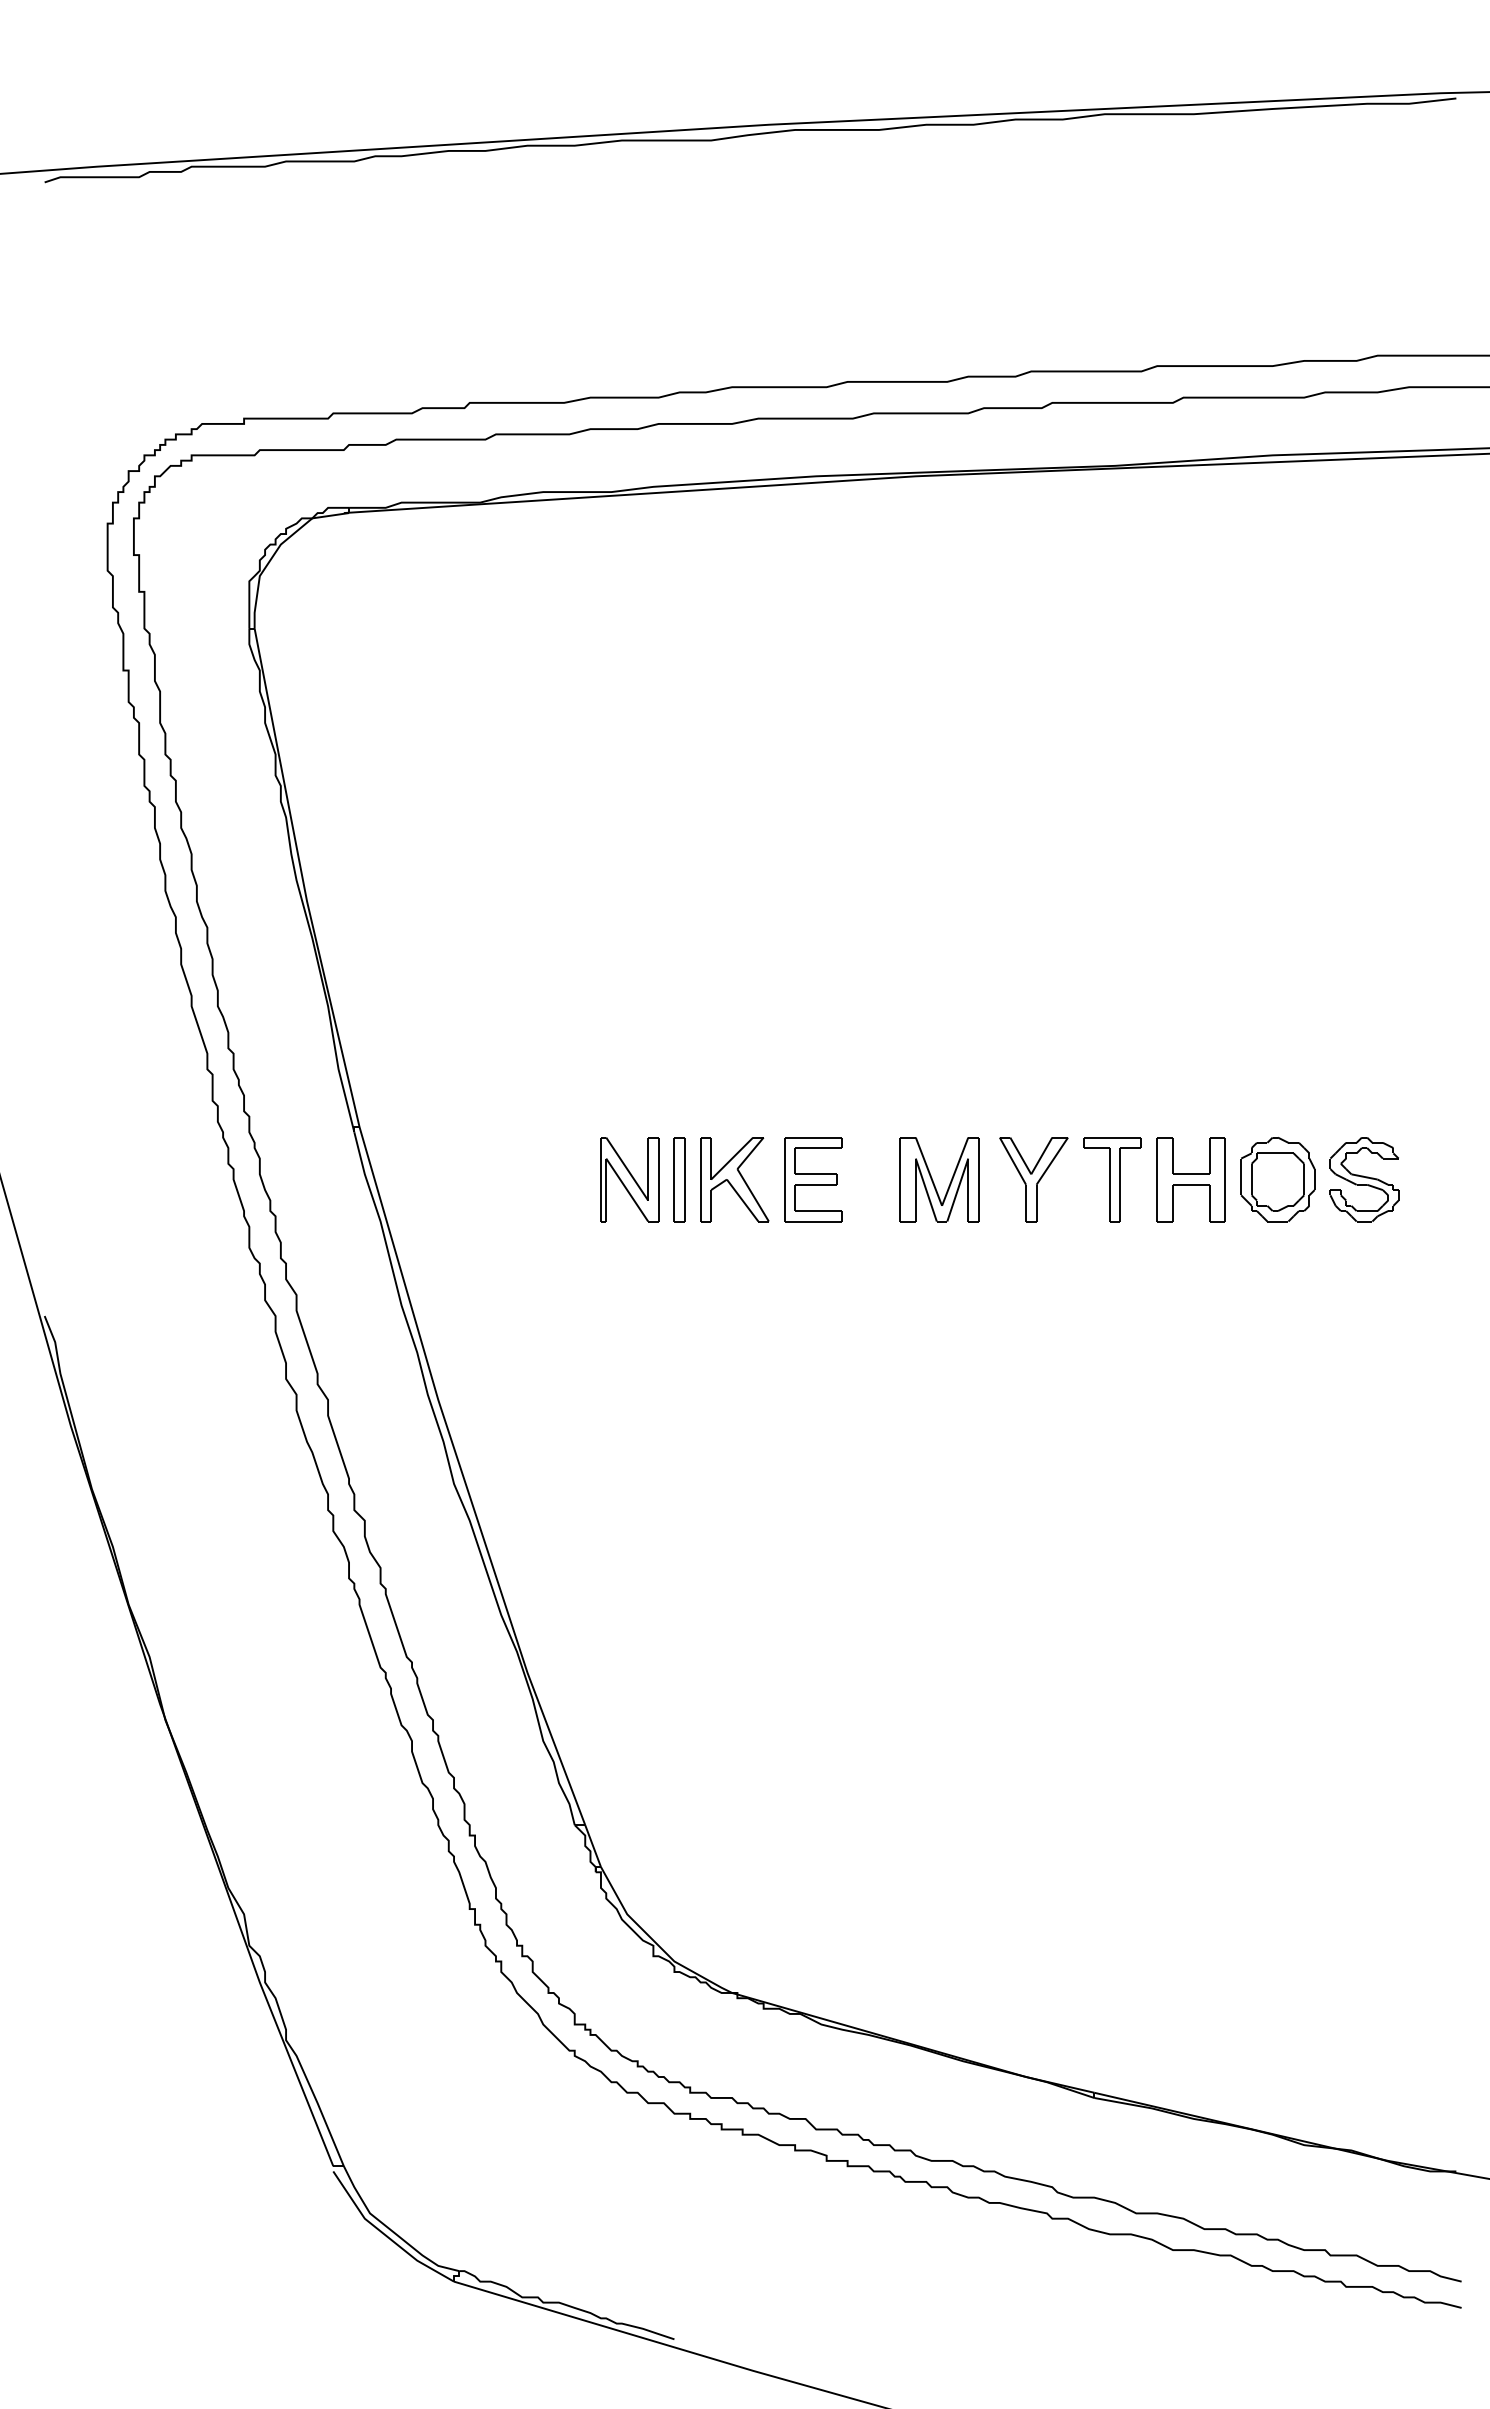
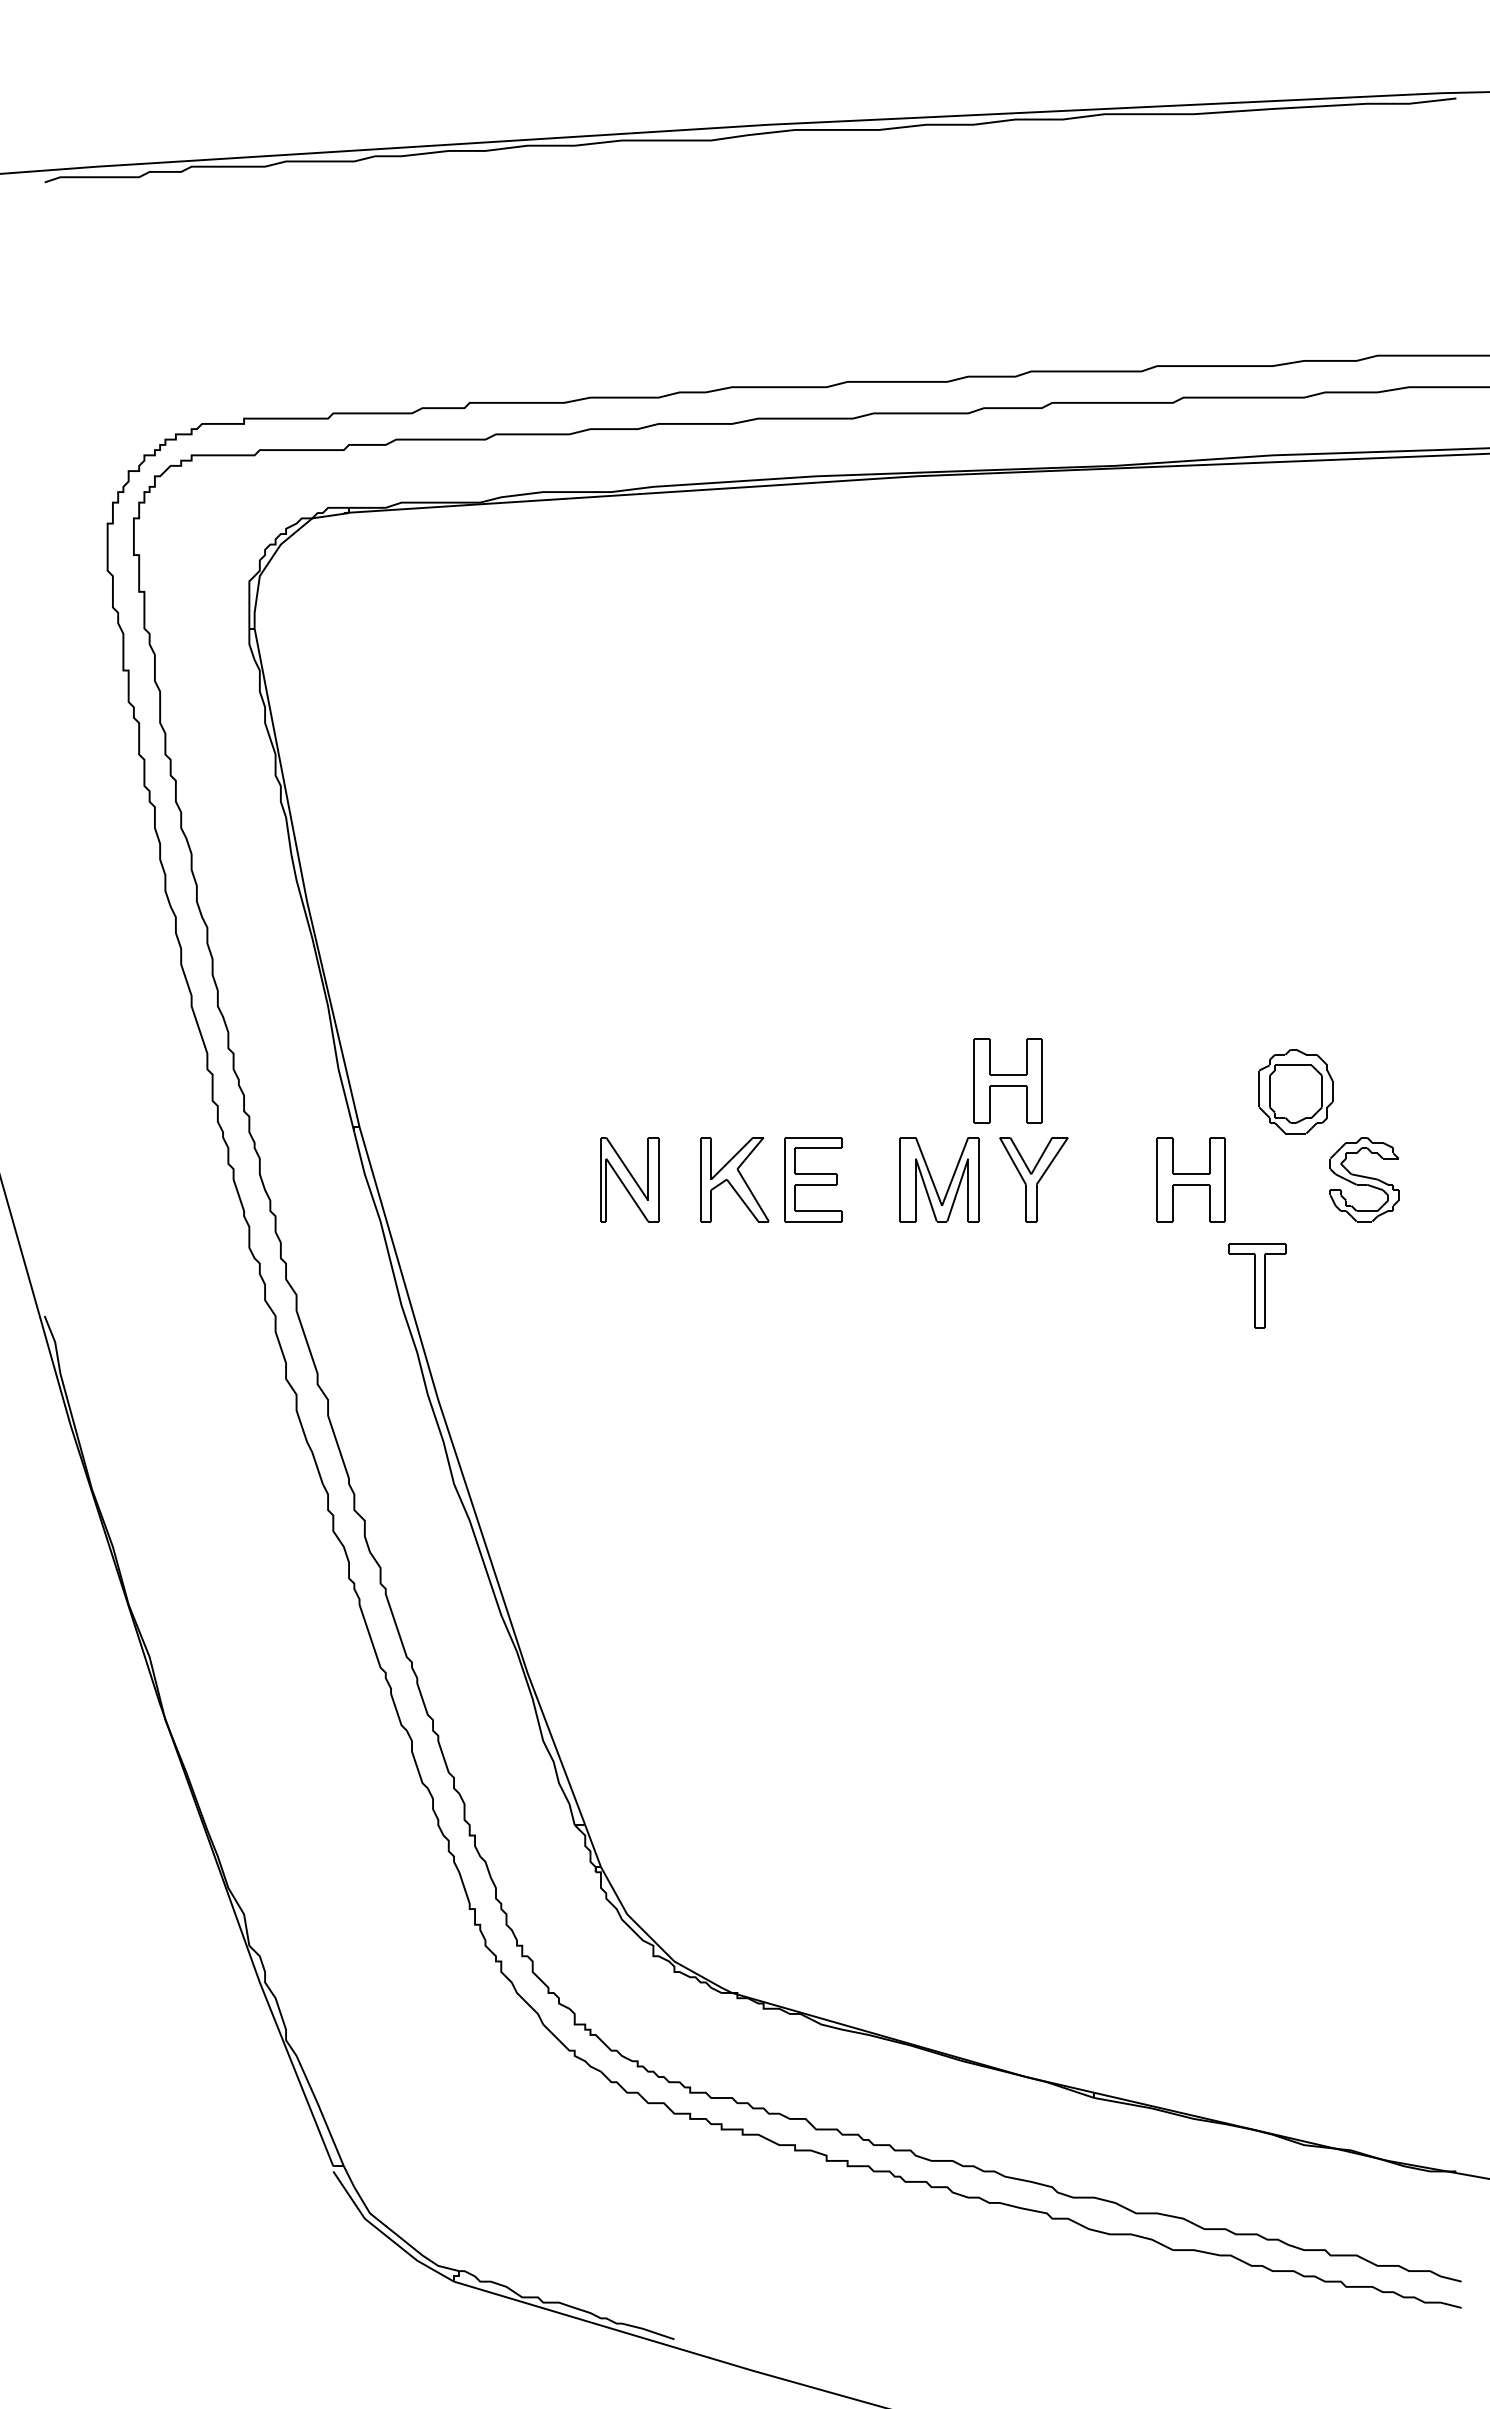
part: none -> present (1007, 1080)
part: present -> none (679, 1179)
part position: (1112, 1179) -> (1257, 1285) (1257, 1285)
part position: (1277, 1179) -> (1295, 1091) (1295, 1091)
